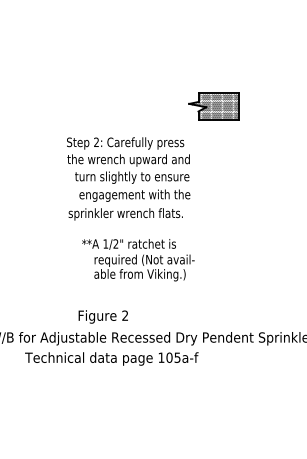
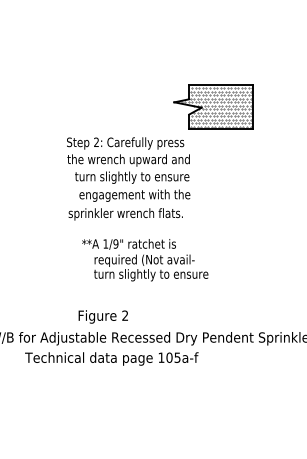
part size: 52x29 px -> 81x46 px (213, 106)
text: 1/2" -> 1/9" (115, 243)
text: able from Viking.) -> turn slightly to ensure (151, 275)
